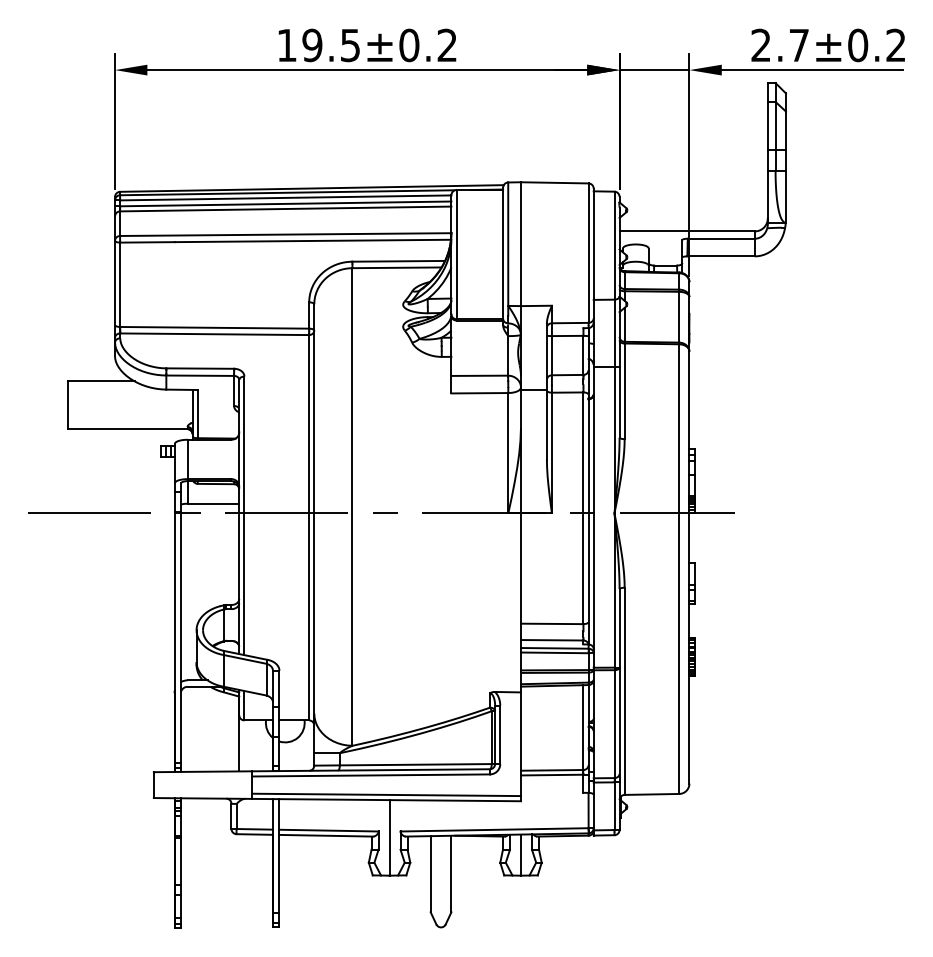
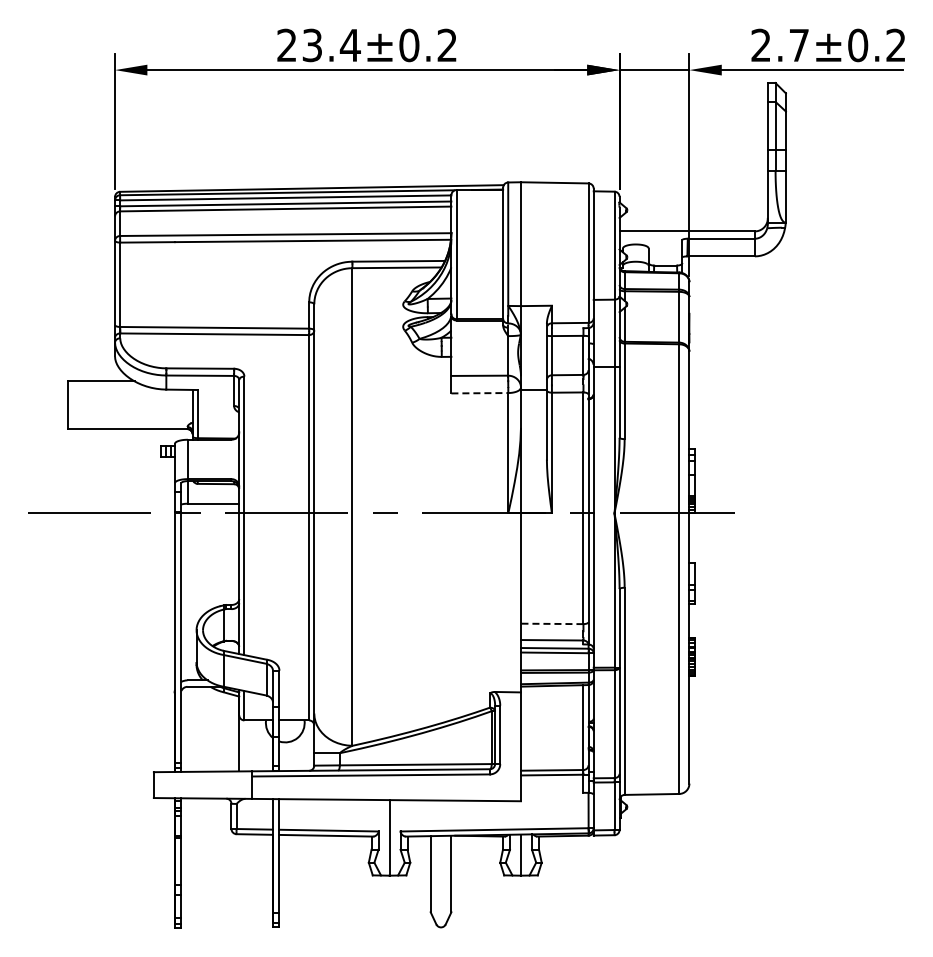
text: 19.5±0.2 -> 23.4±0.2 (318, 45)
line: solid -> dashed (480, 393)
line: solid -> dashed (551, 623)
line: present -> none (386, 794)
